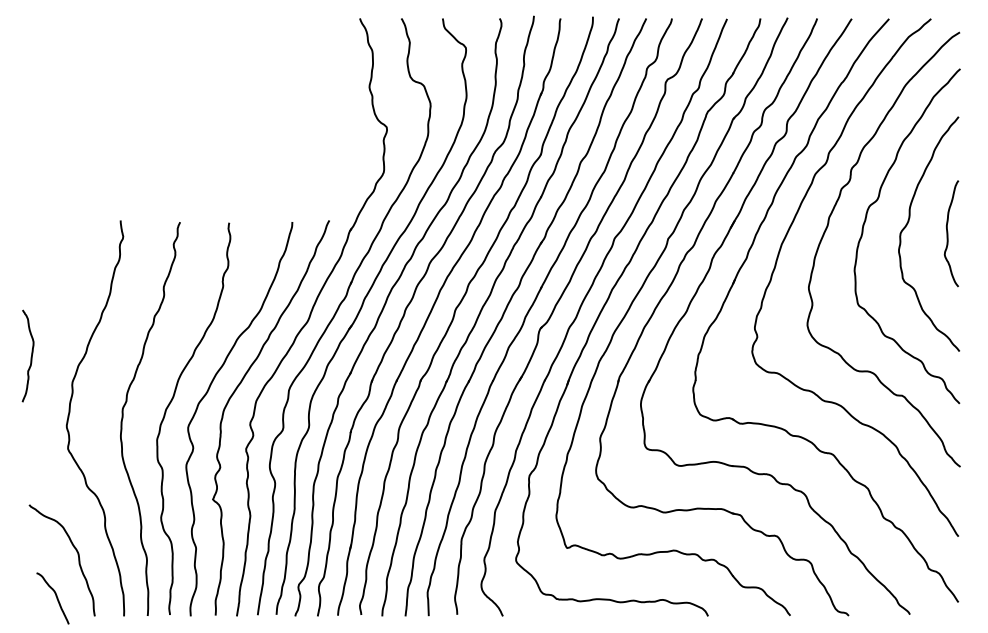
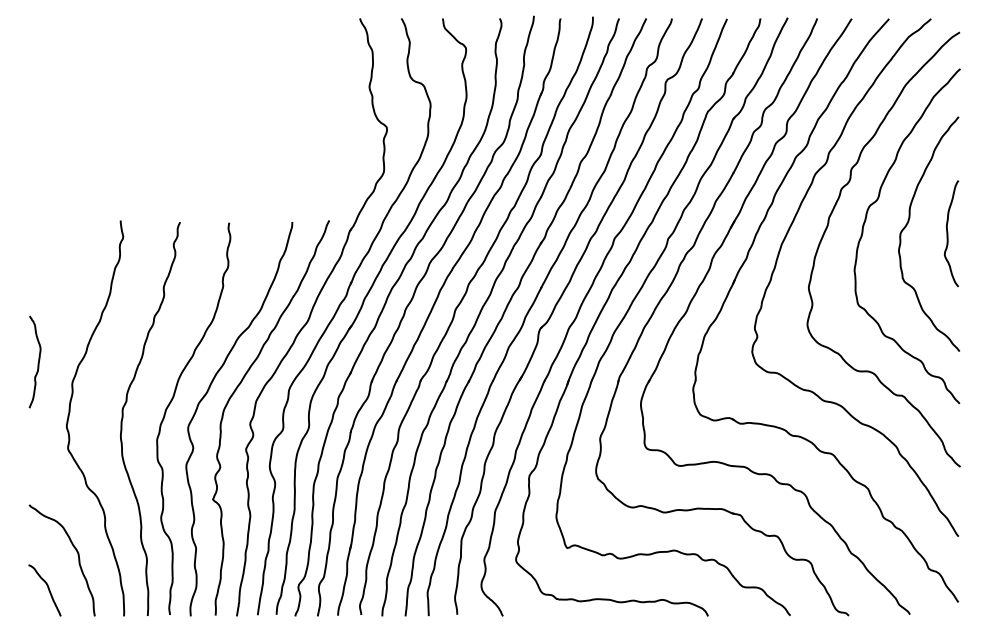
curve position: (30, 357) -> (37, 363) (37, 363)
curve position: (55, 596) -> (47, 588) (47, 588)
